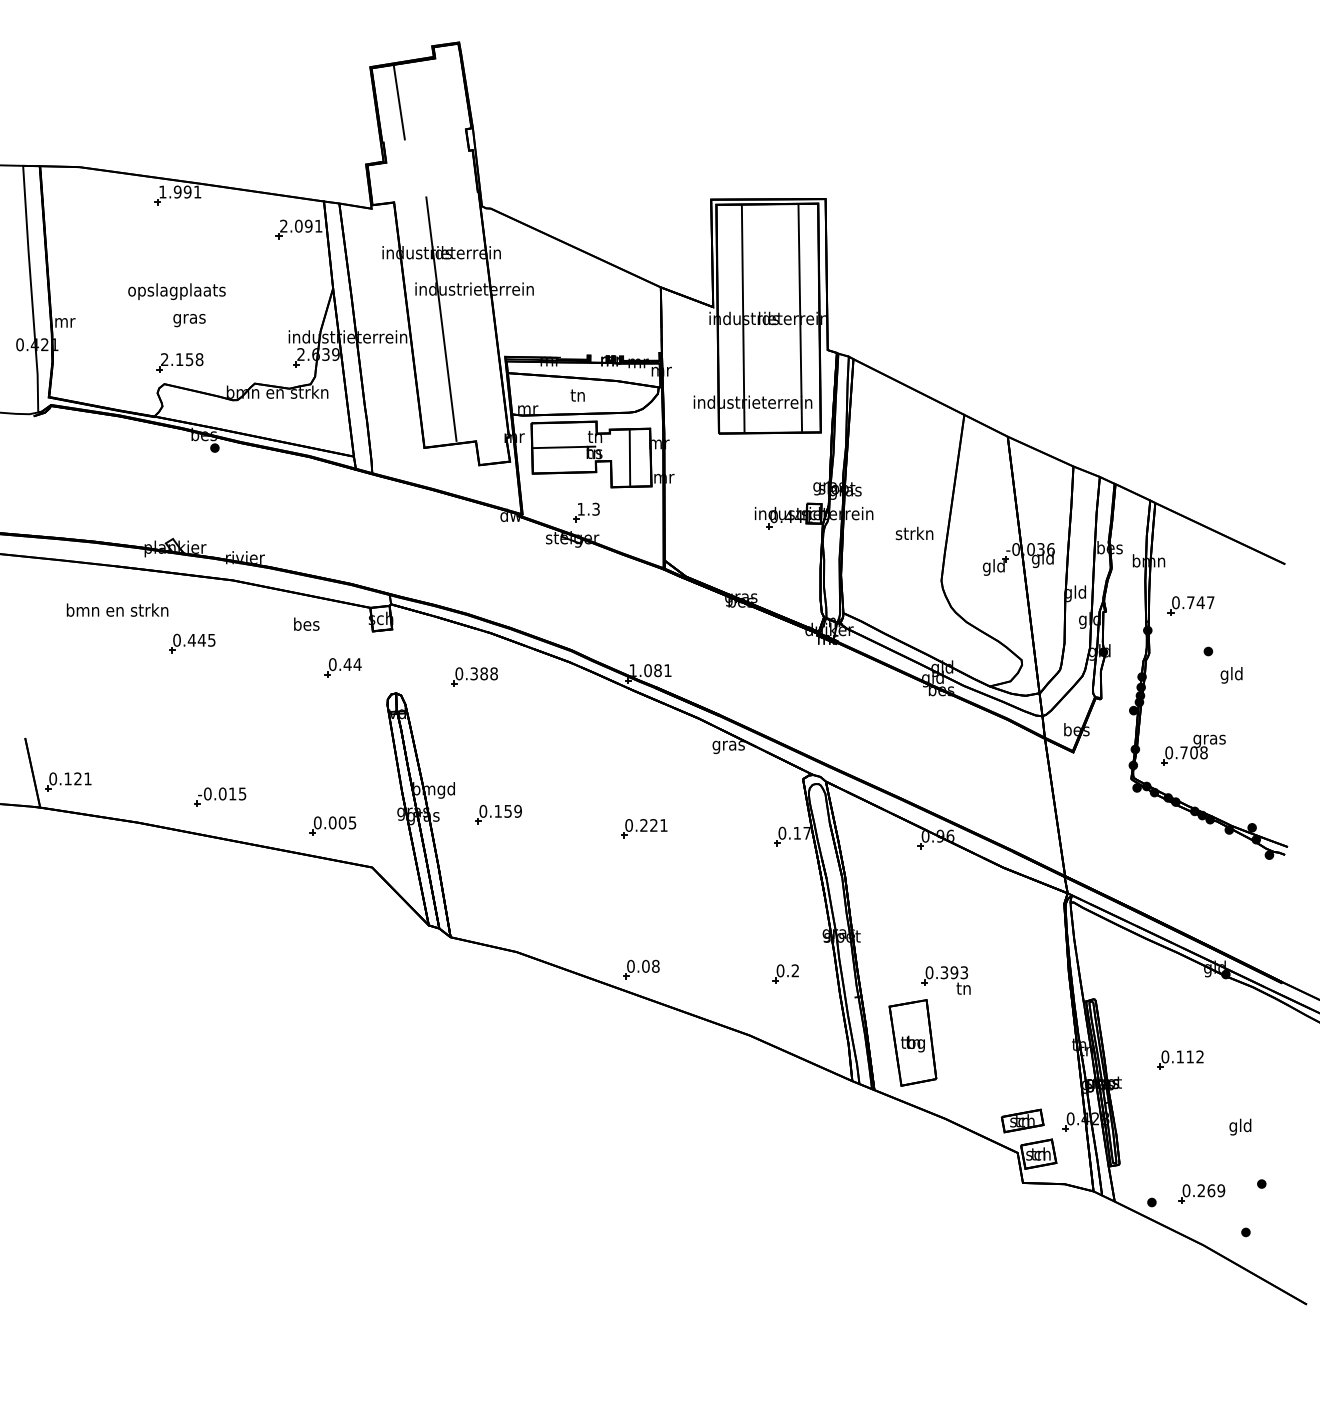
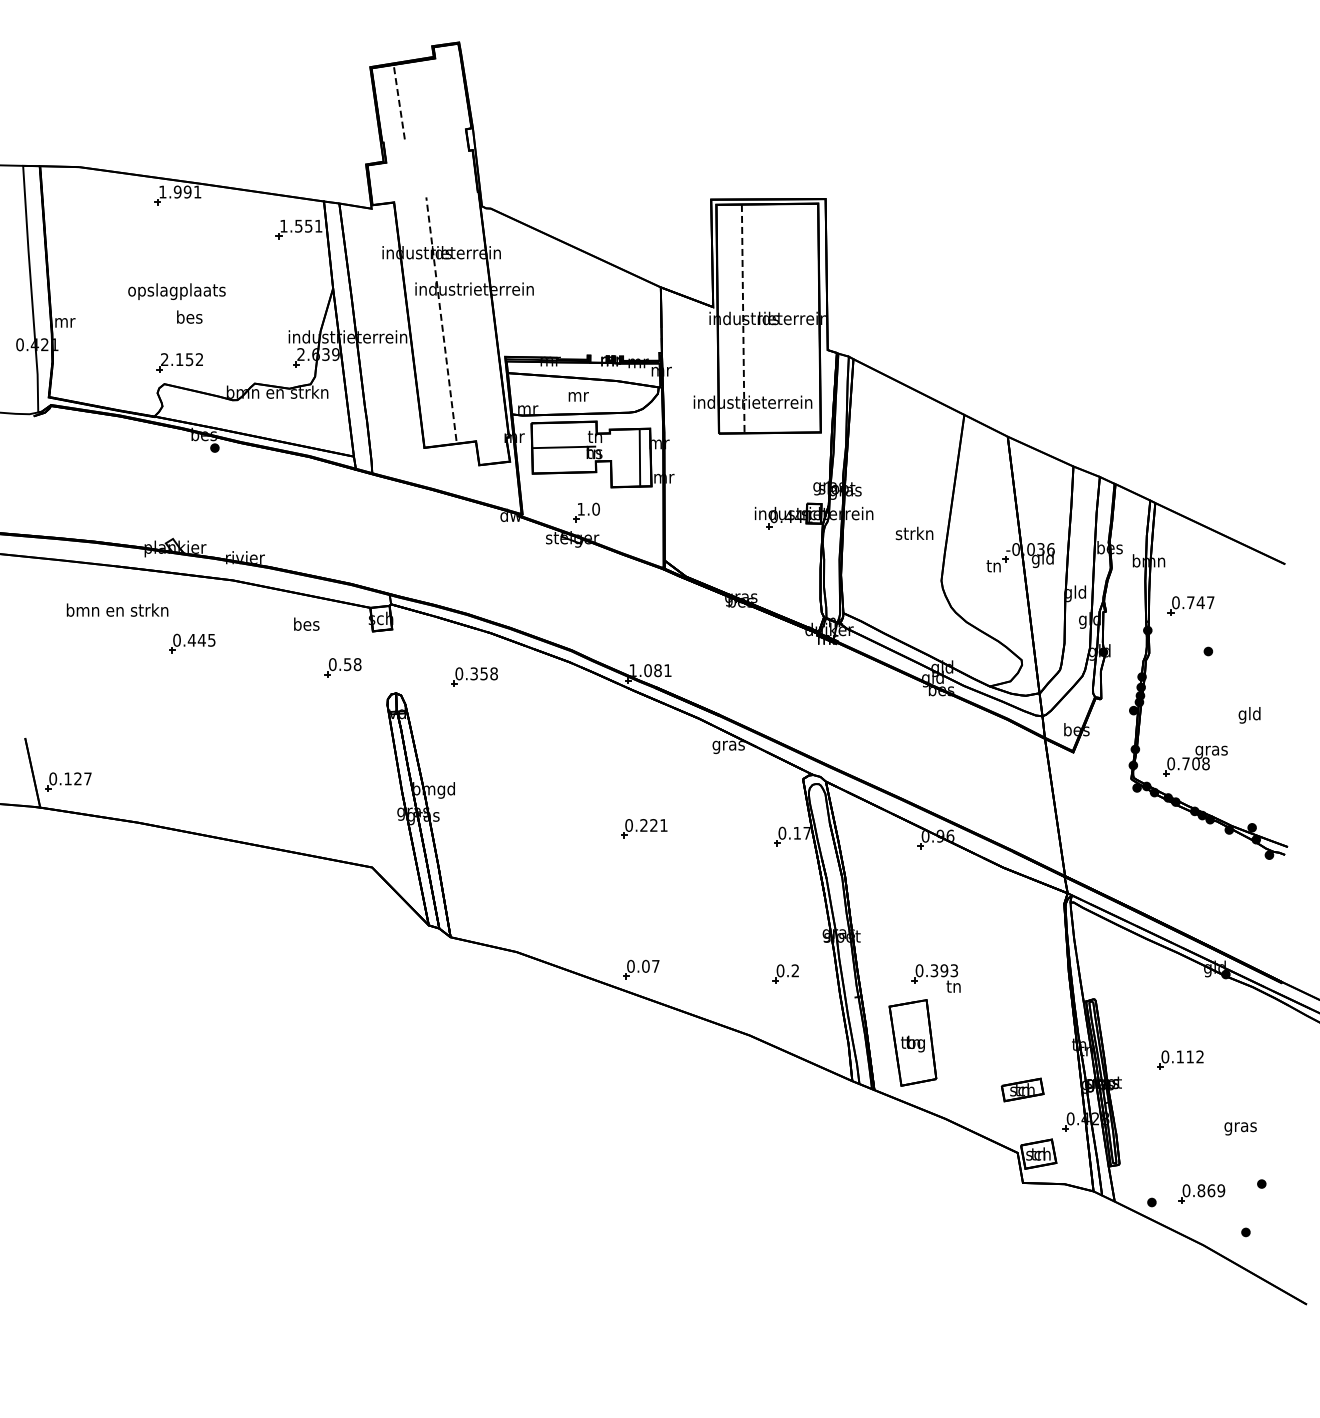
line: solid -> dashed (399, 102)
text: 2.091 -> 1.551 (296, 225)
text: gras -> bes (189, 318)
line: solid -> dashed (743, 318)
line: present -> none (800, 318)
line: solid -> dashed (441, 319)
text: 2.158 -> 2.152 (199, 359)
text: tn -> mr (578, 395)
line position: (629, 457) -> (639, 457) (639, 457)
text: 1.3 -> 1.0 (595, 508)
text: gld -> tn (993, 567)
text: 0.44 -> 0.58 (352, 664)
text: 0.388 -> 0.358 (483, 673)
text position: (1231, 675) -> (1249, 715) (1249, 715)
part position: (1193, 749) -> (1195, 760) (1195, 760)
text: 0.121 -> 0.127 (87, 778)
part: present -> none (220, 796)
part: present -> none (498, 814)
part: present -> none (332, 825)
text: 0.08 -> 0.07 (655, 965)
part position: (945, 980) -> (935, 978) (935, 978)
part position: (1022, 1120) -> (1022, 1089) (1022, 1089)
text: gld -> gras (1240, 1126)
text: 0.269 -> 0.869 (1201, 1190)
